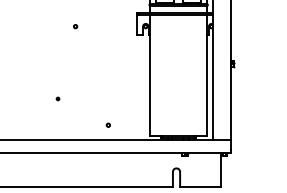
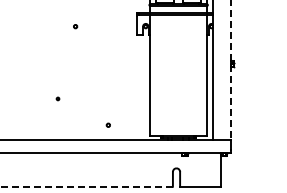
line: solid -> dashed (230, 70)
line: solid -> dashed (85, 186)
